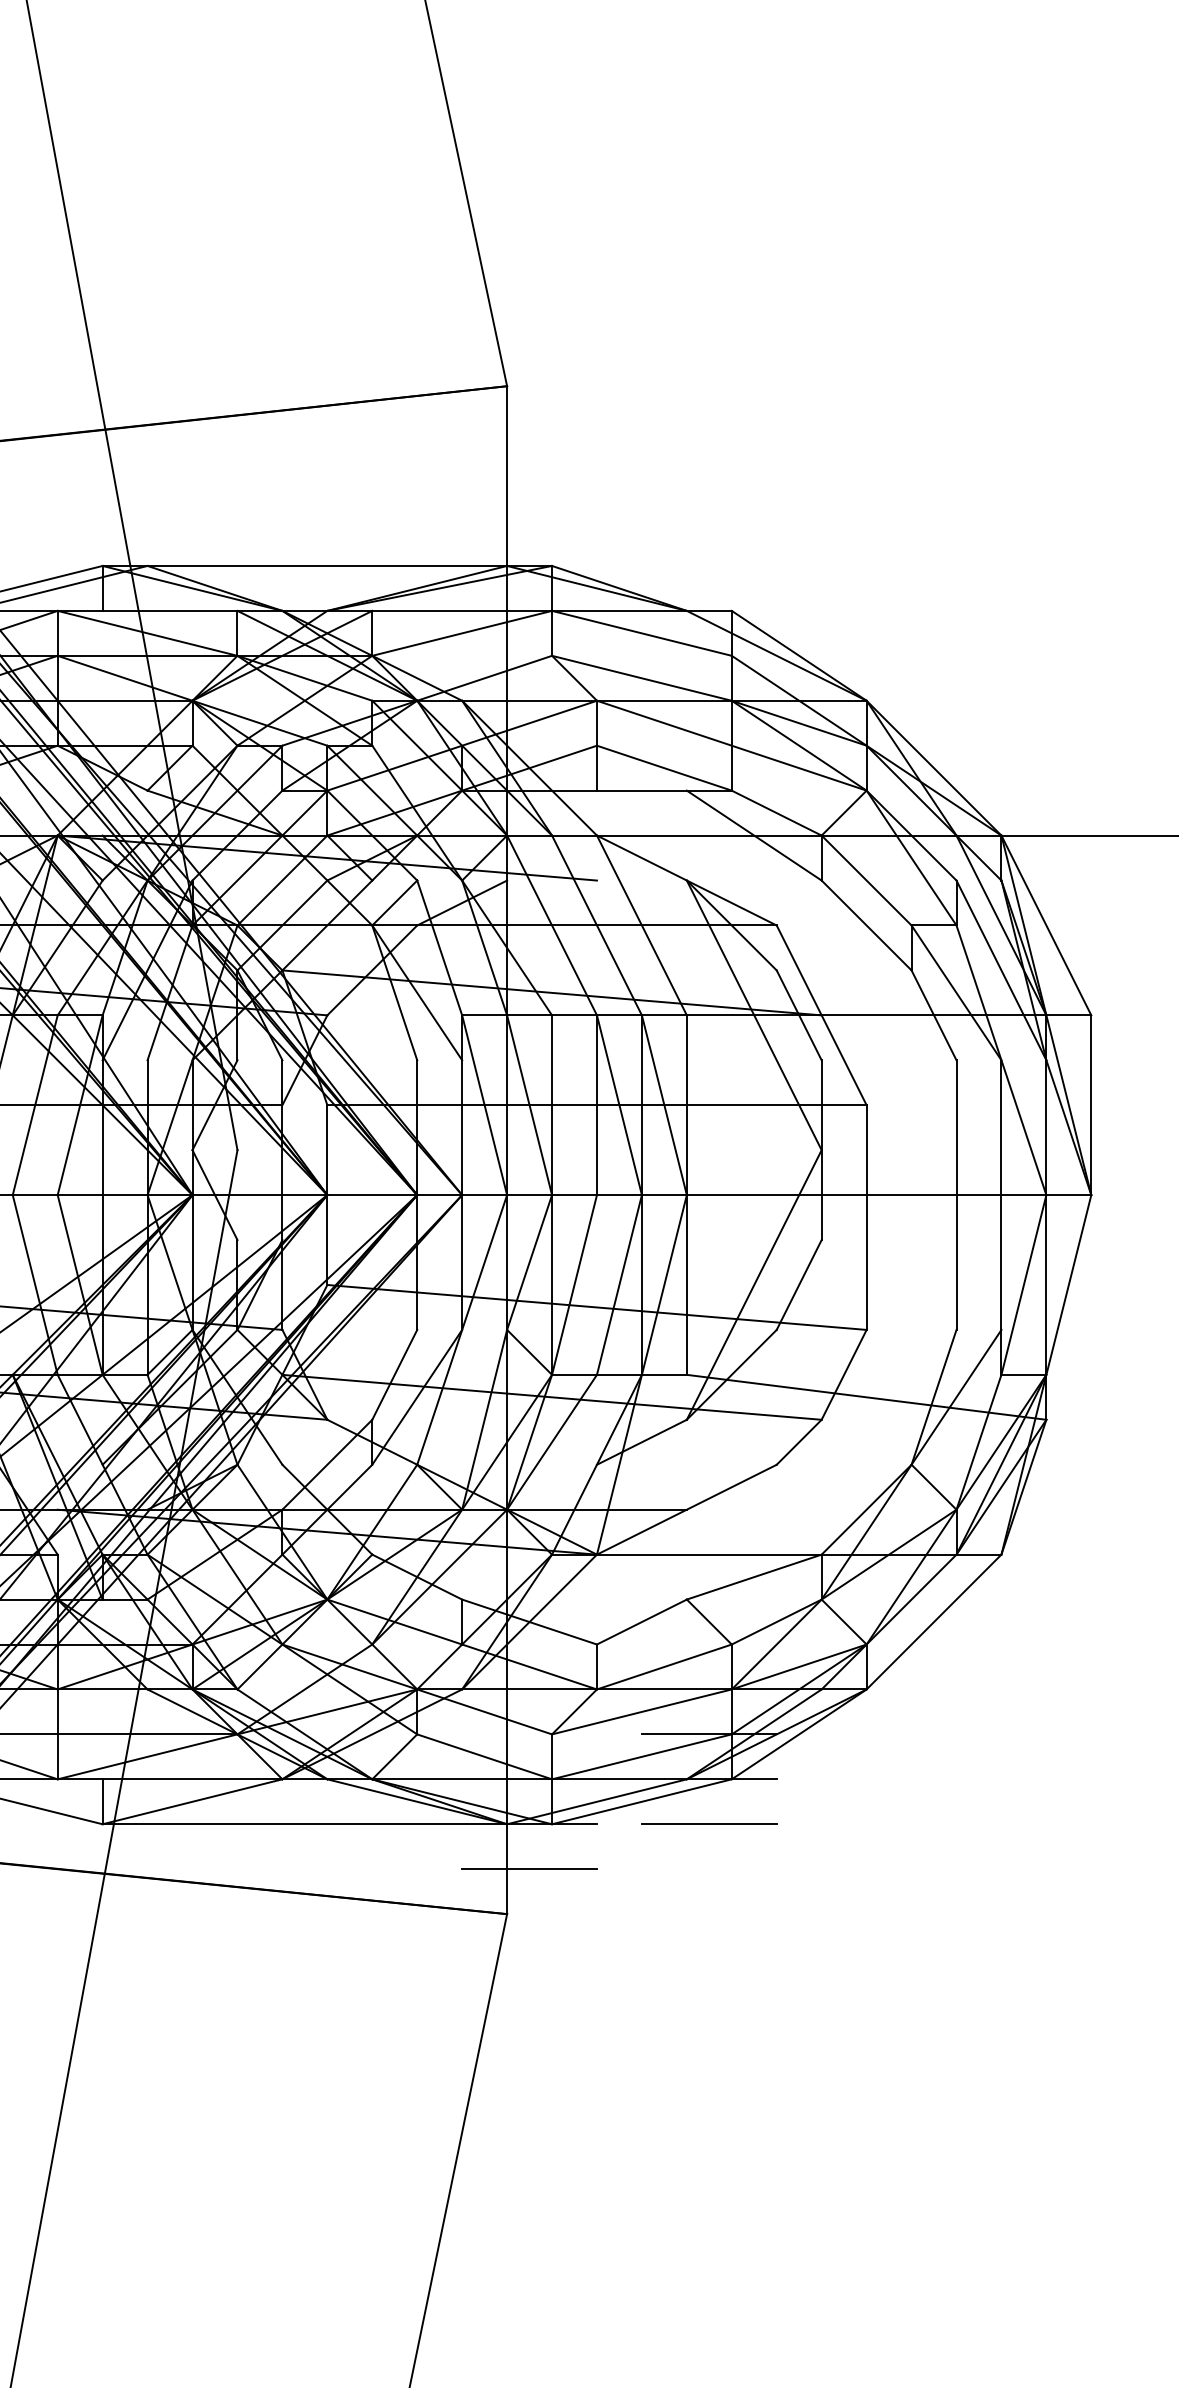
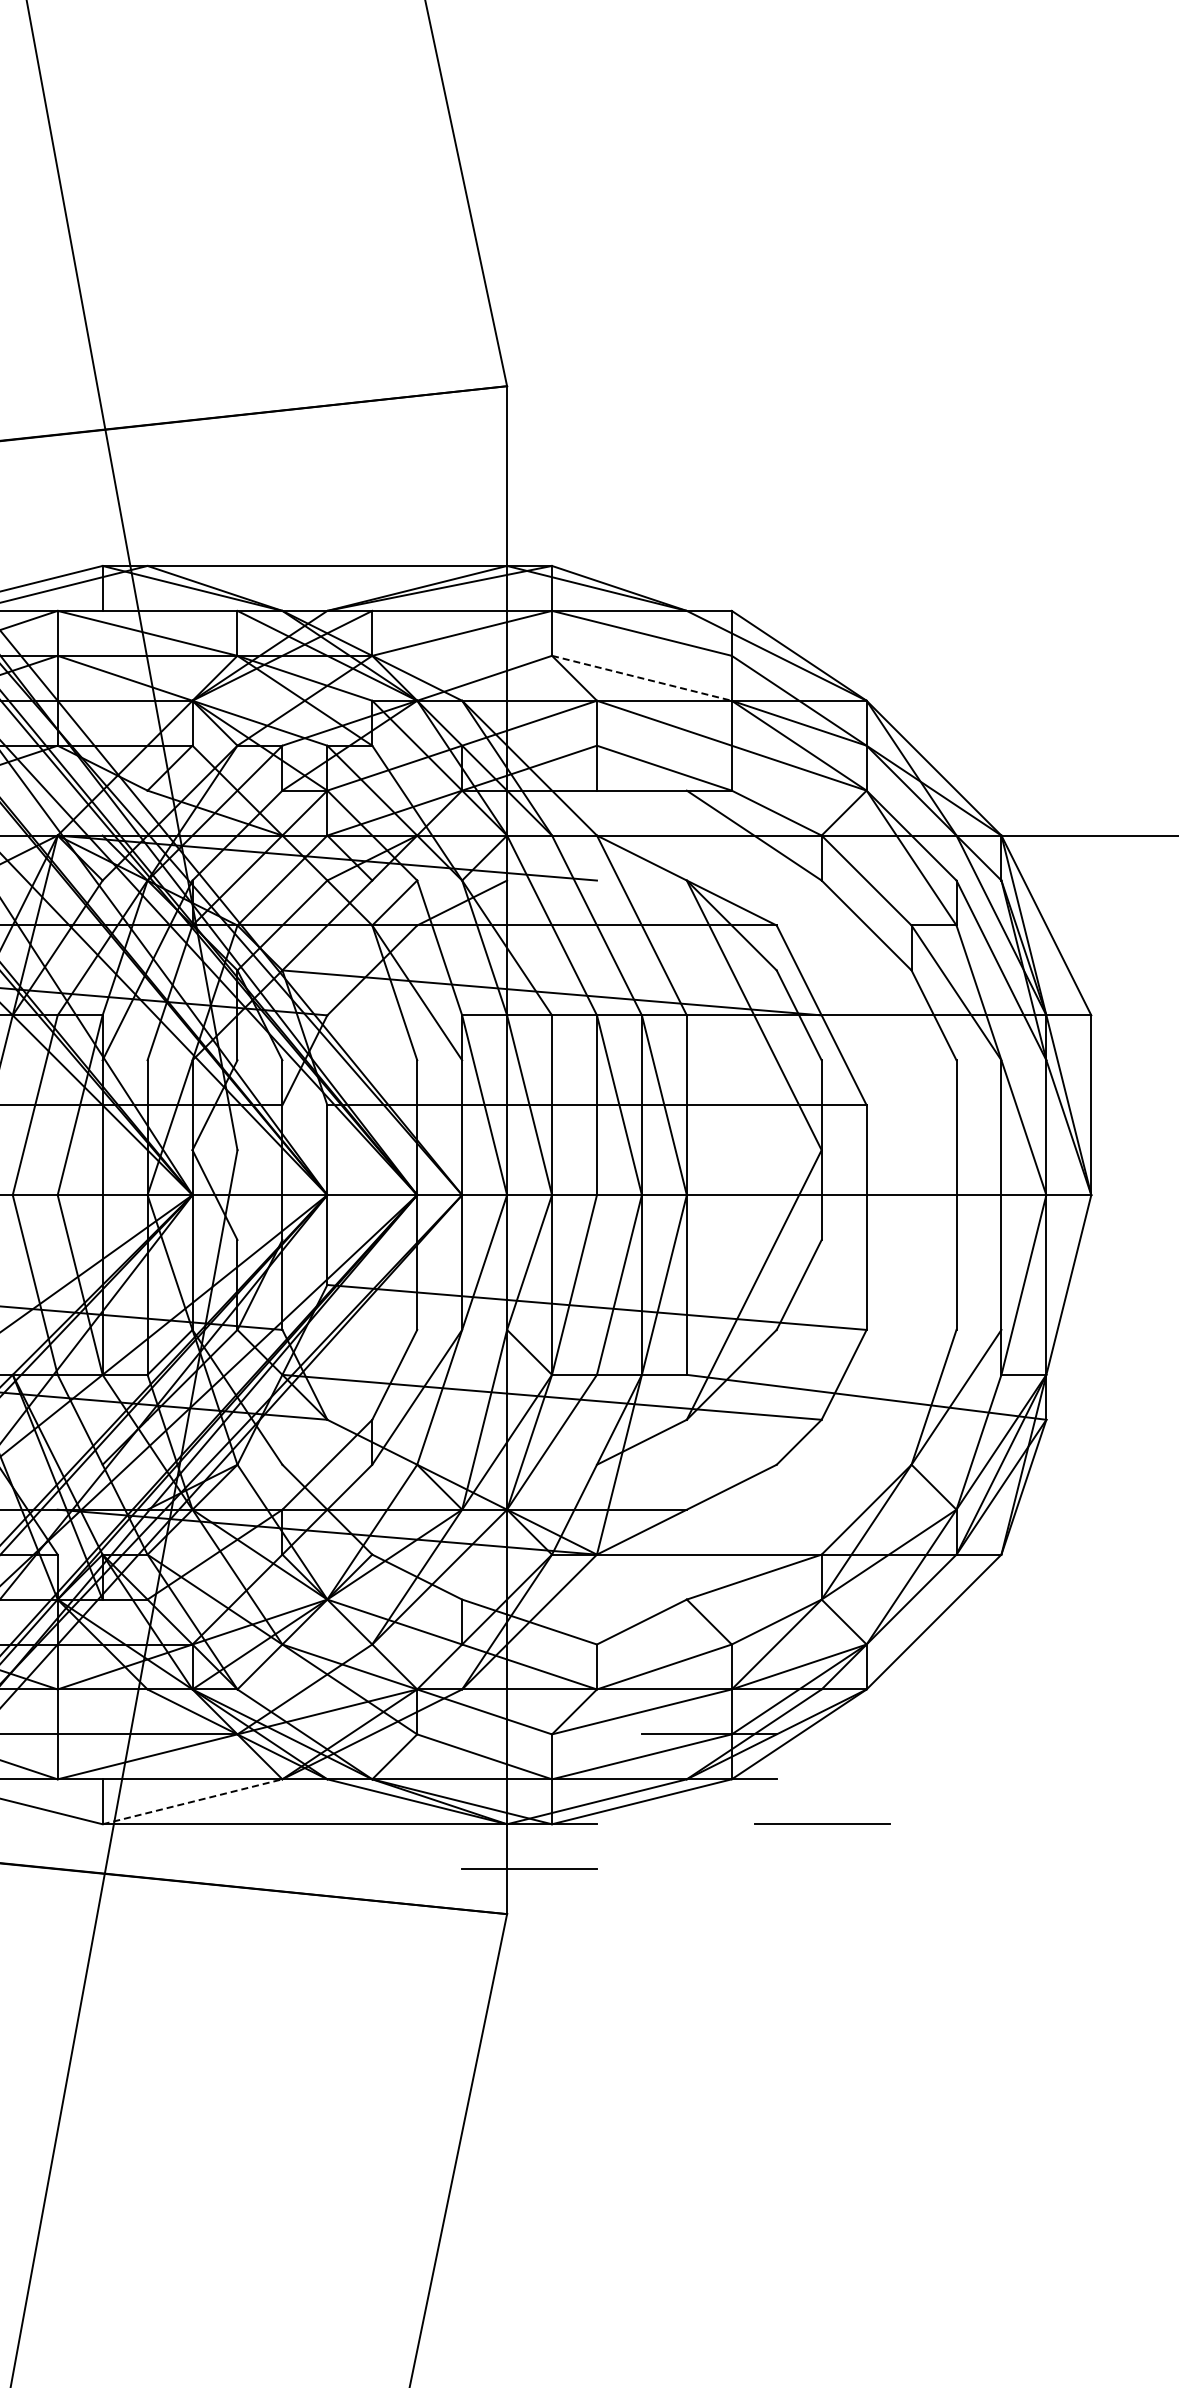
line: solid -> dashed (641, 678)
line: solid -> dashed (192, 1801)
line position: (709, 1823) -> (822, 1823) (822, 1823)
